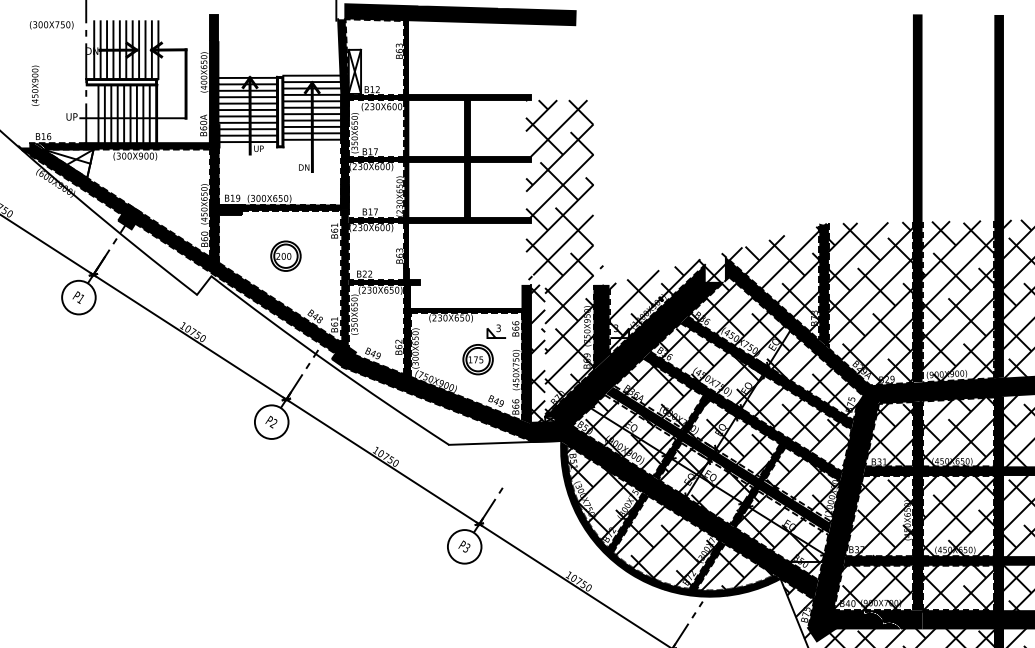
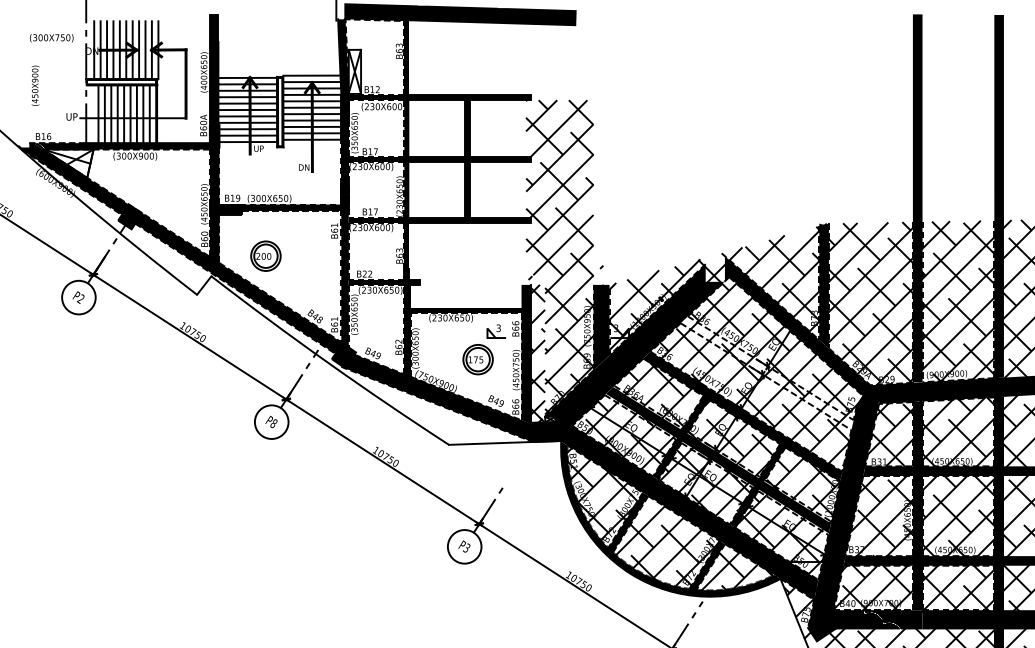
text position: (51, 25) -> (51, 38) (51, 38)
part position: (285, 255) -> (265, 255) (265, 255)
text: P1 -> P2 (80, 298)
fill: present -> none (766, 373)
text: P2 -> P8 (273, 423)
